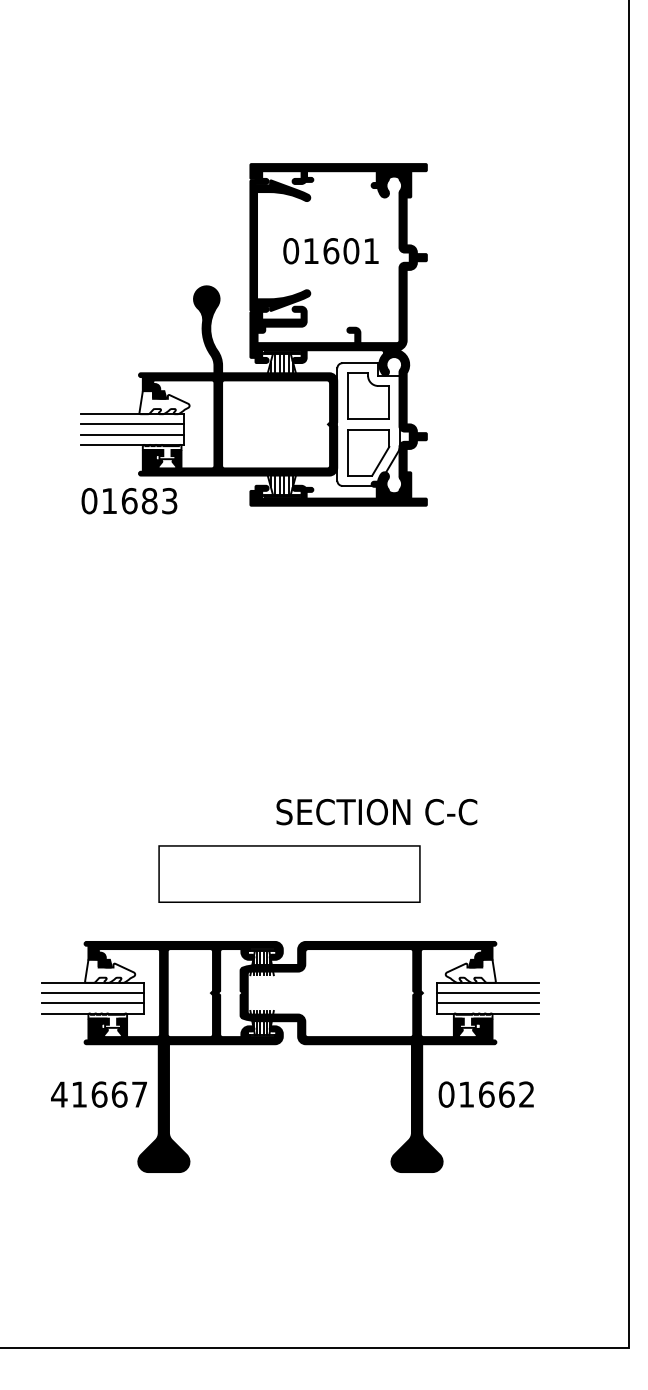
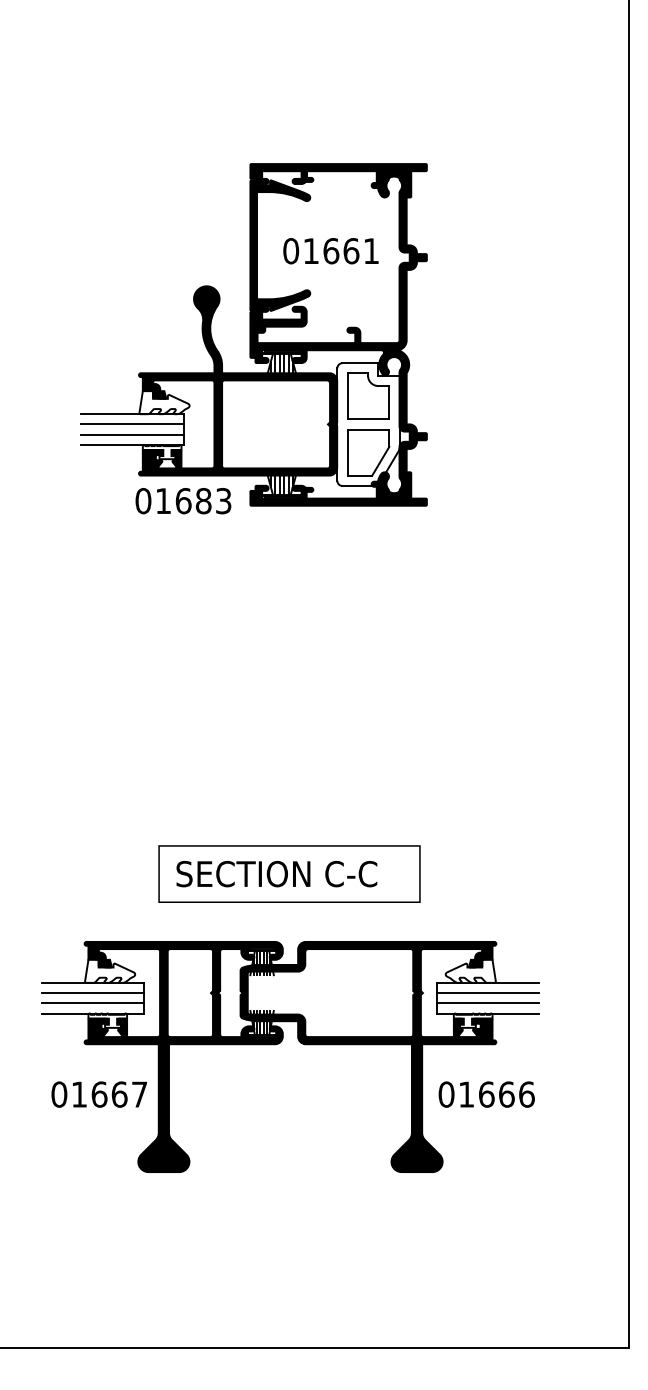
text: 01601 -> 01661 (351, 251)
text position: (129, 501) -> (183, 501) (183, 501)
text position: (376, 811) -> (276, 873) (276, 873)
text: 41667 -> 01667 (59, 1094)
text: 01662 -> 01666 (526, 1094)
